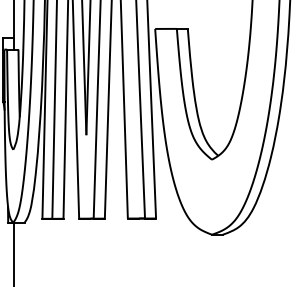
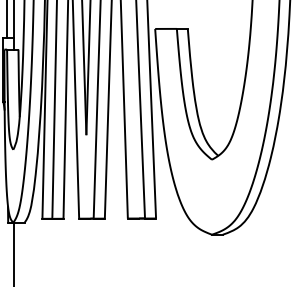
line: none -> present (7, 20)
